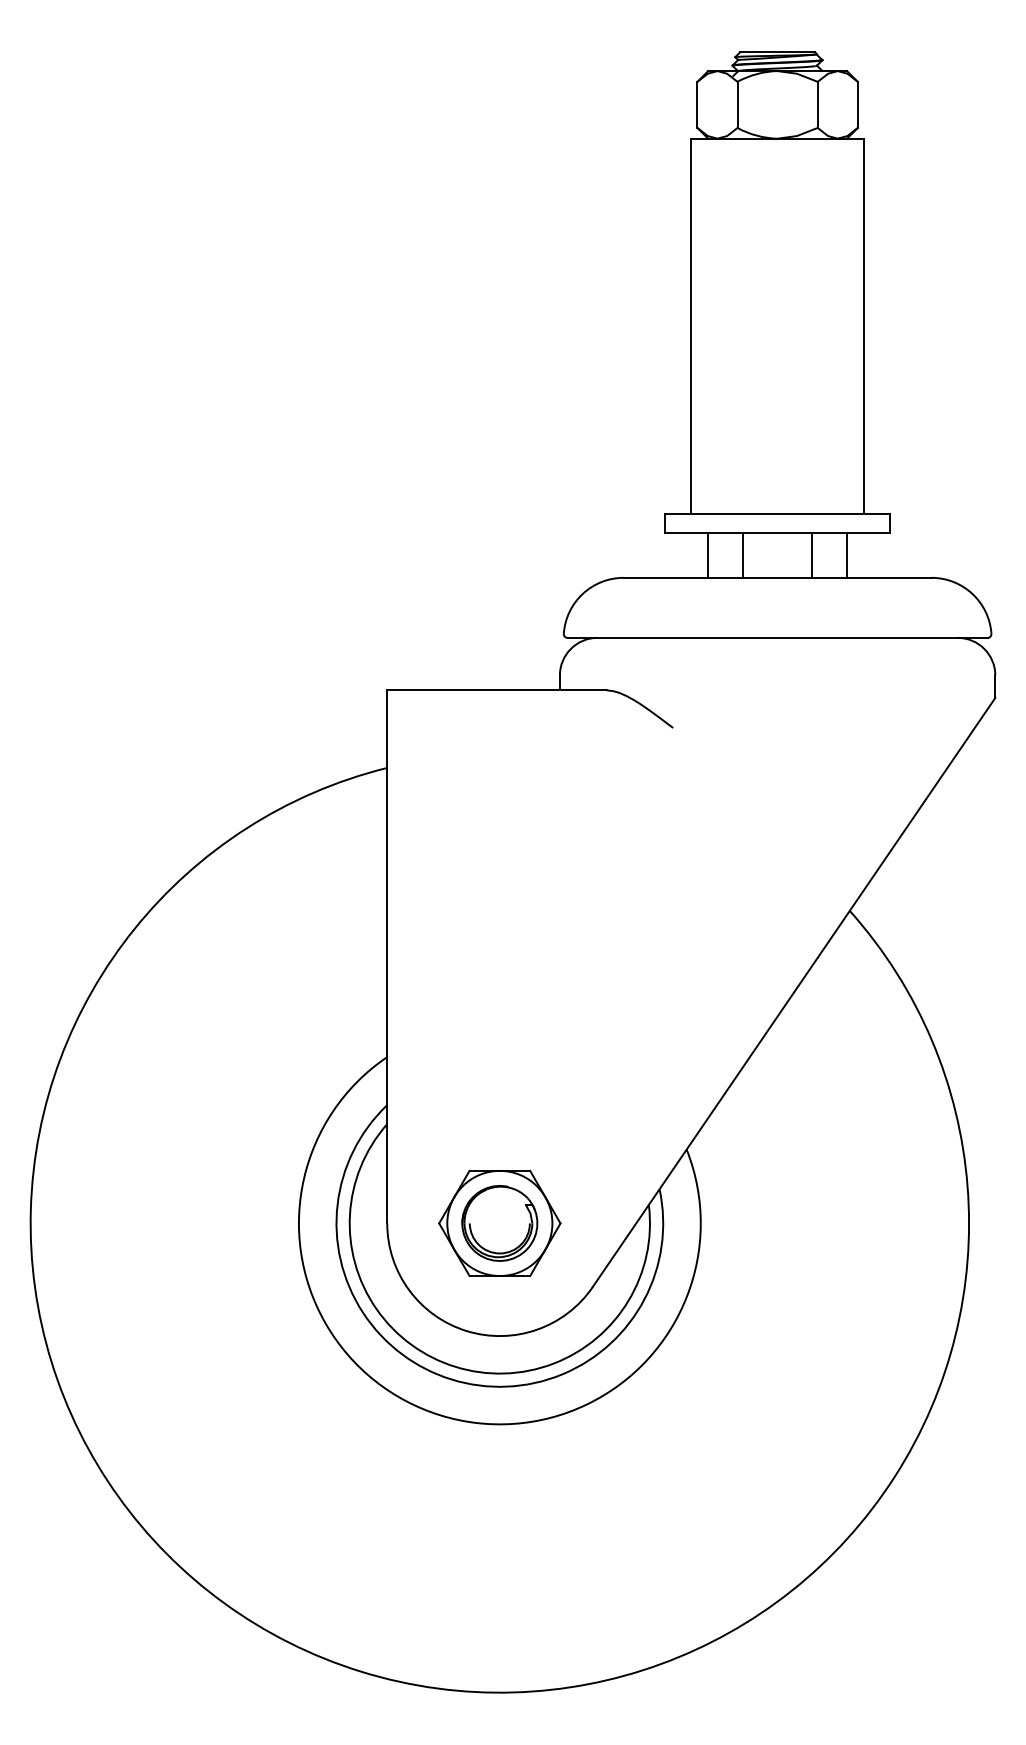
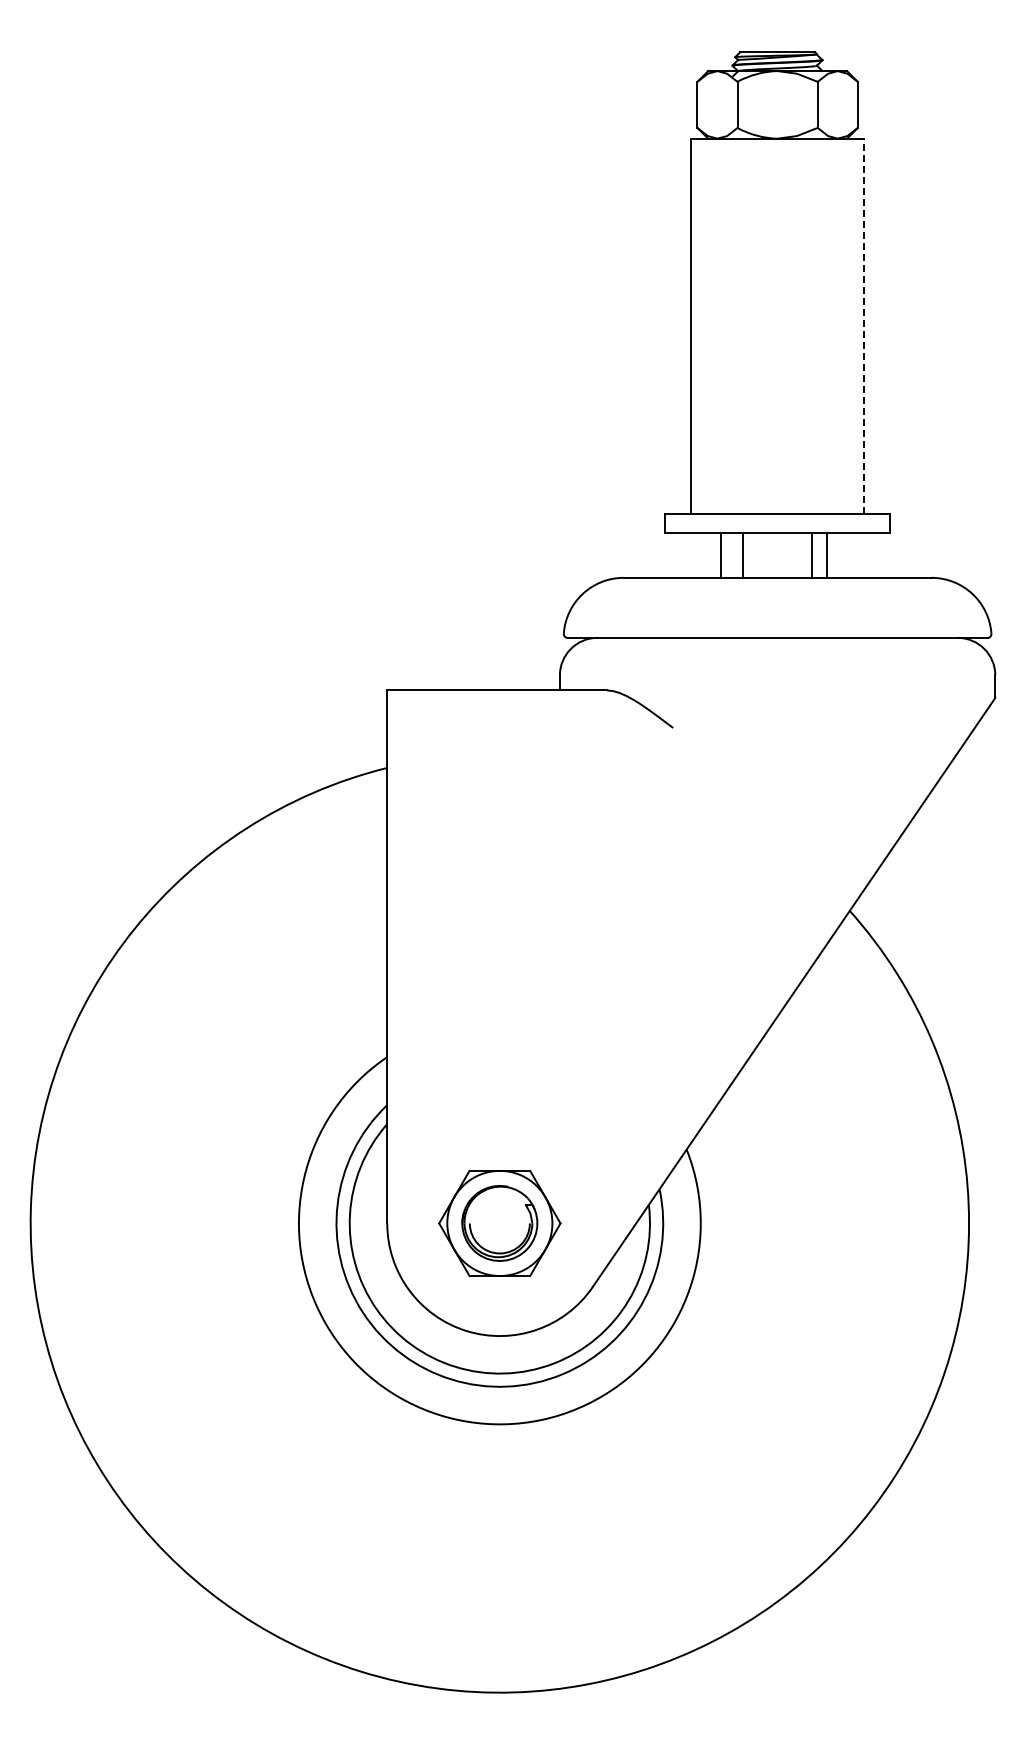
line: solid -> dashed (863, 326)
line position: (708, 554) -> (721, 554) (721, 554)
line position: (846, 554) -> (826, 554) (826, 554)
